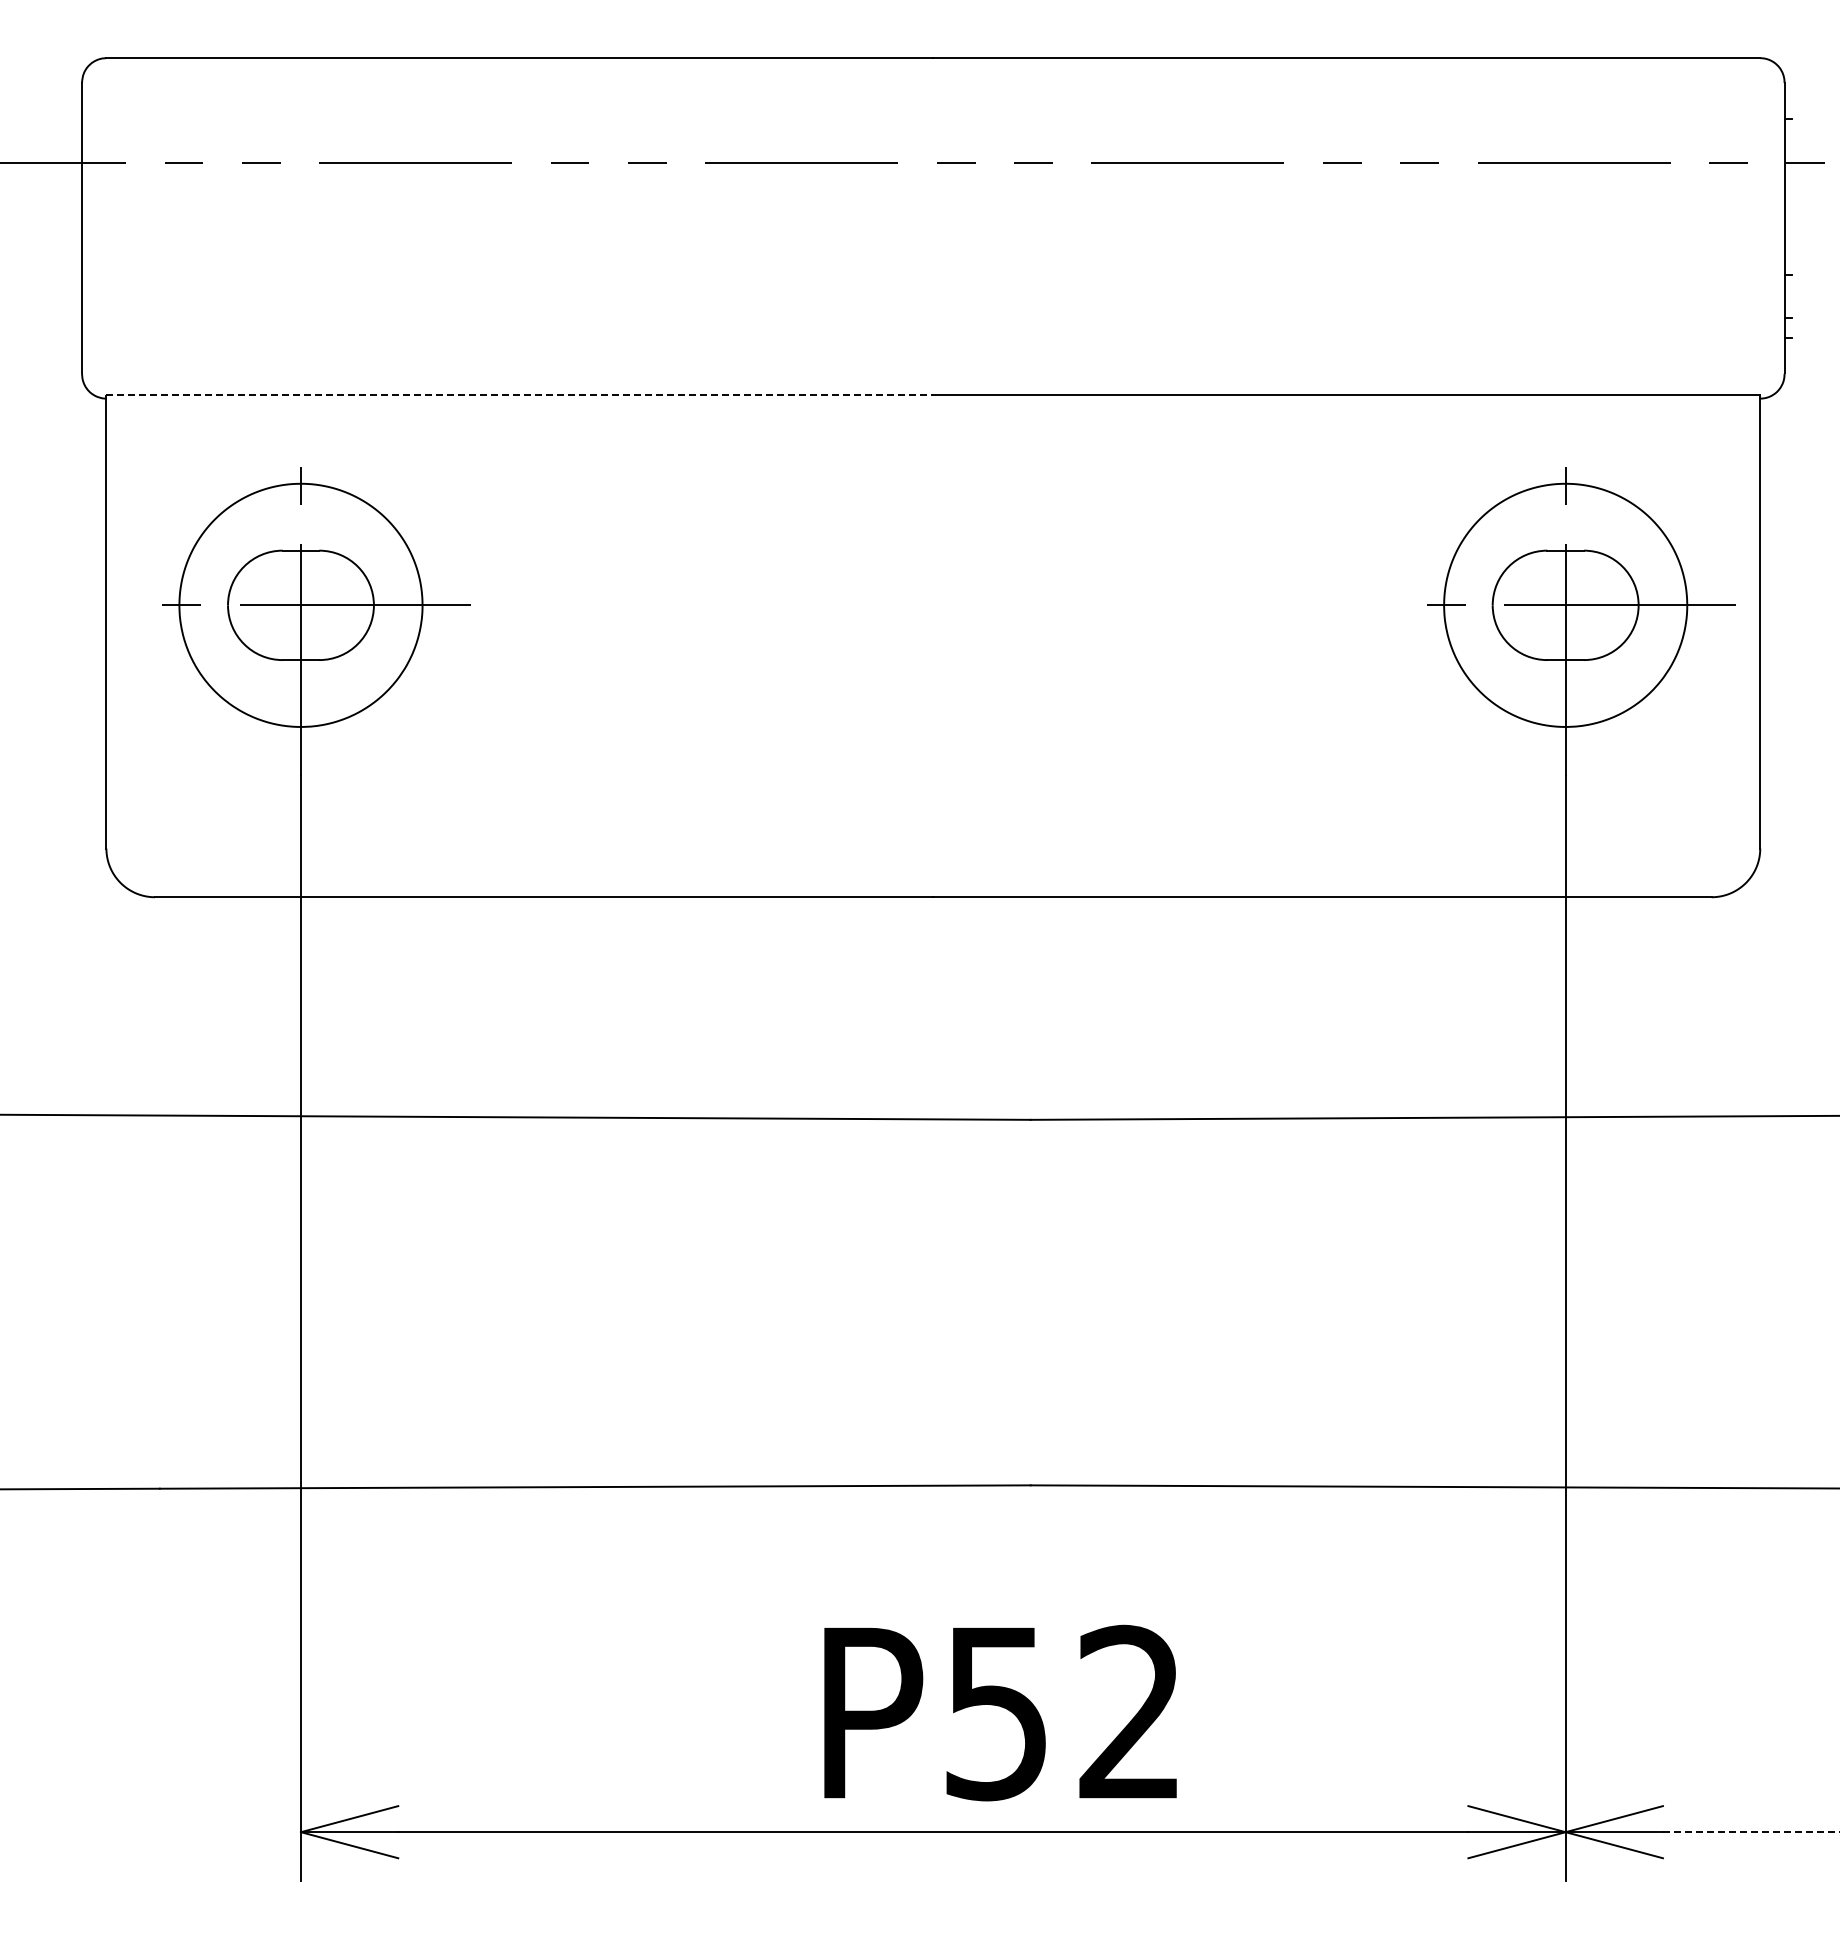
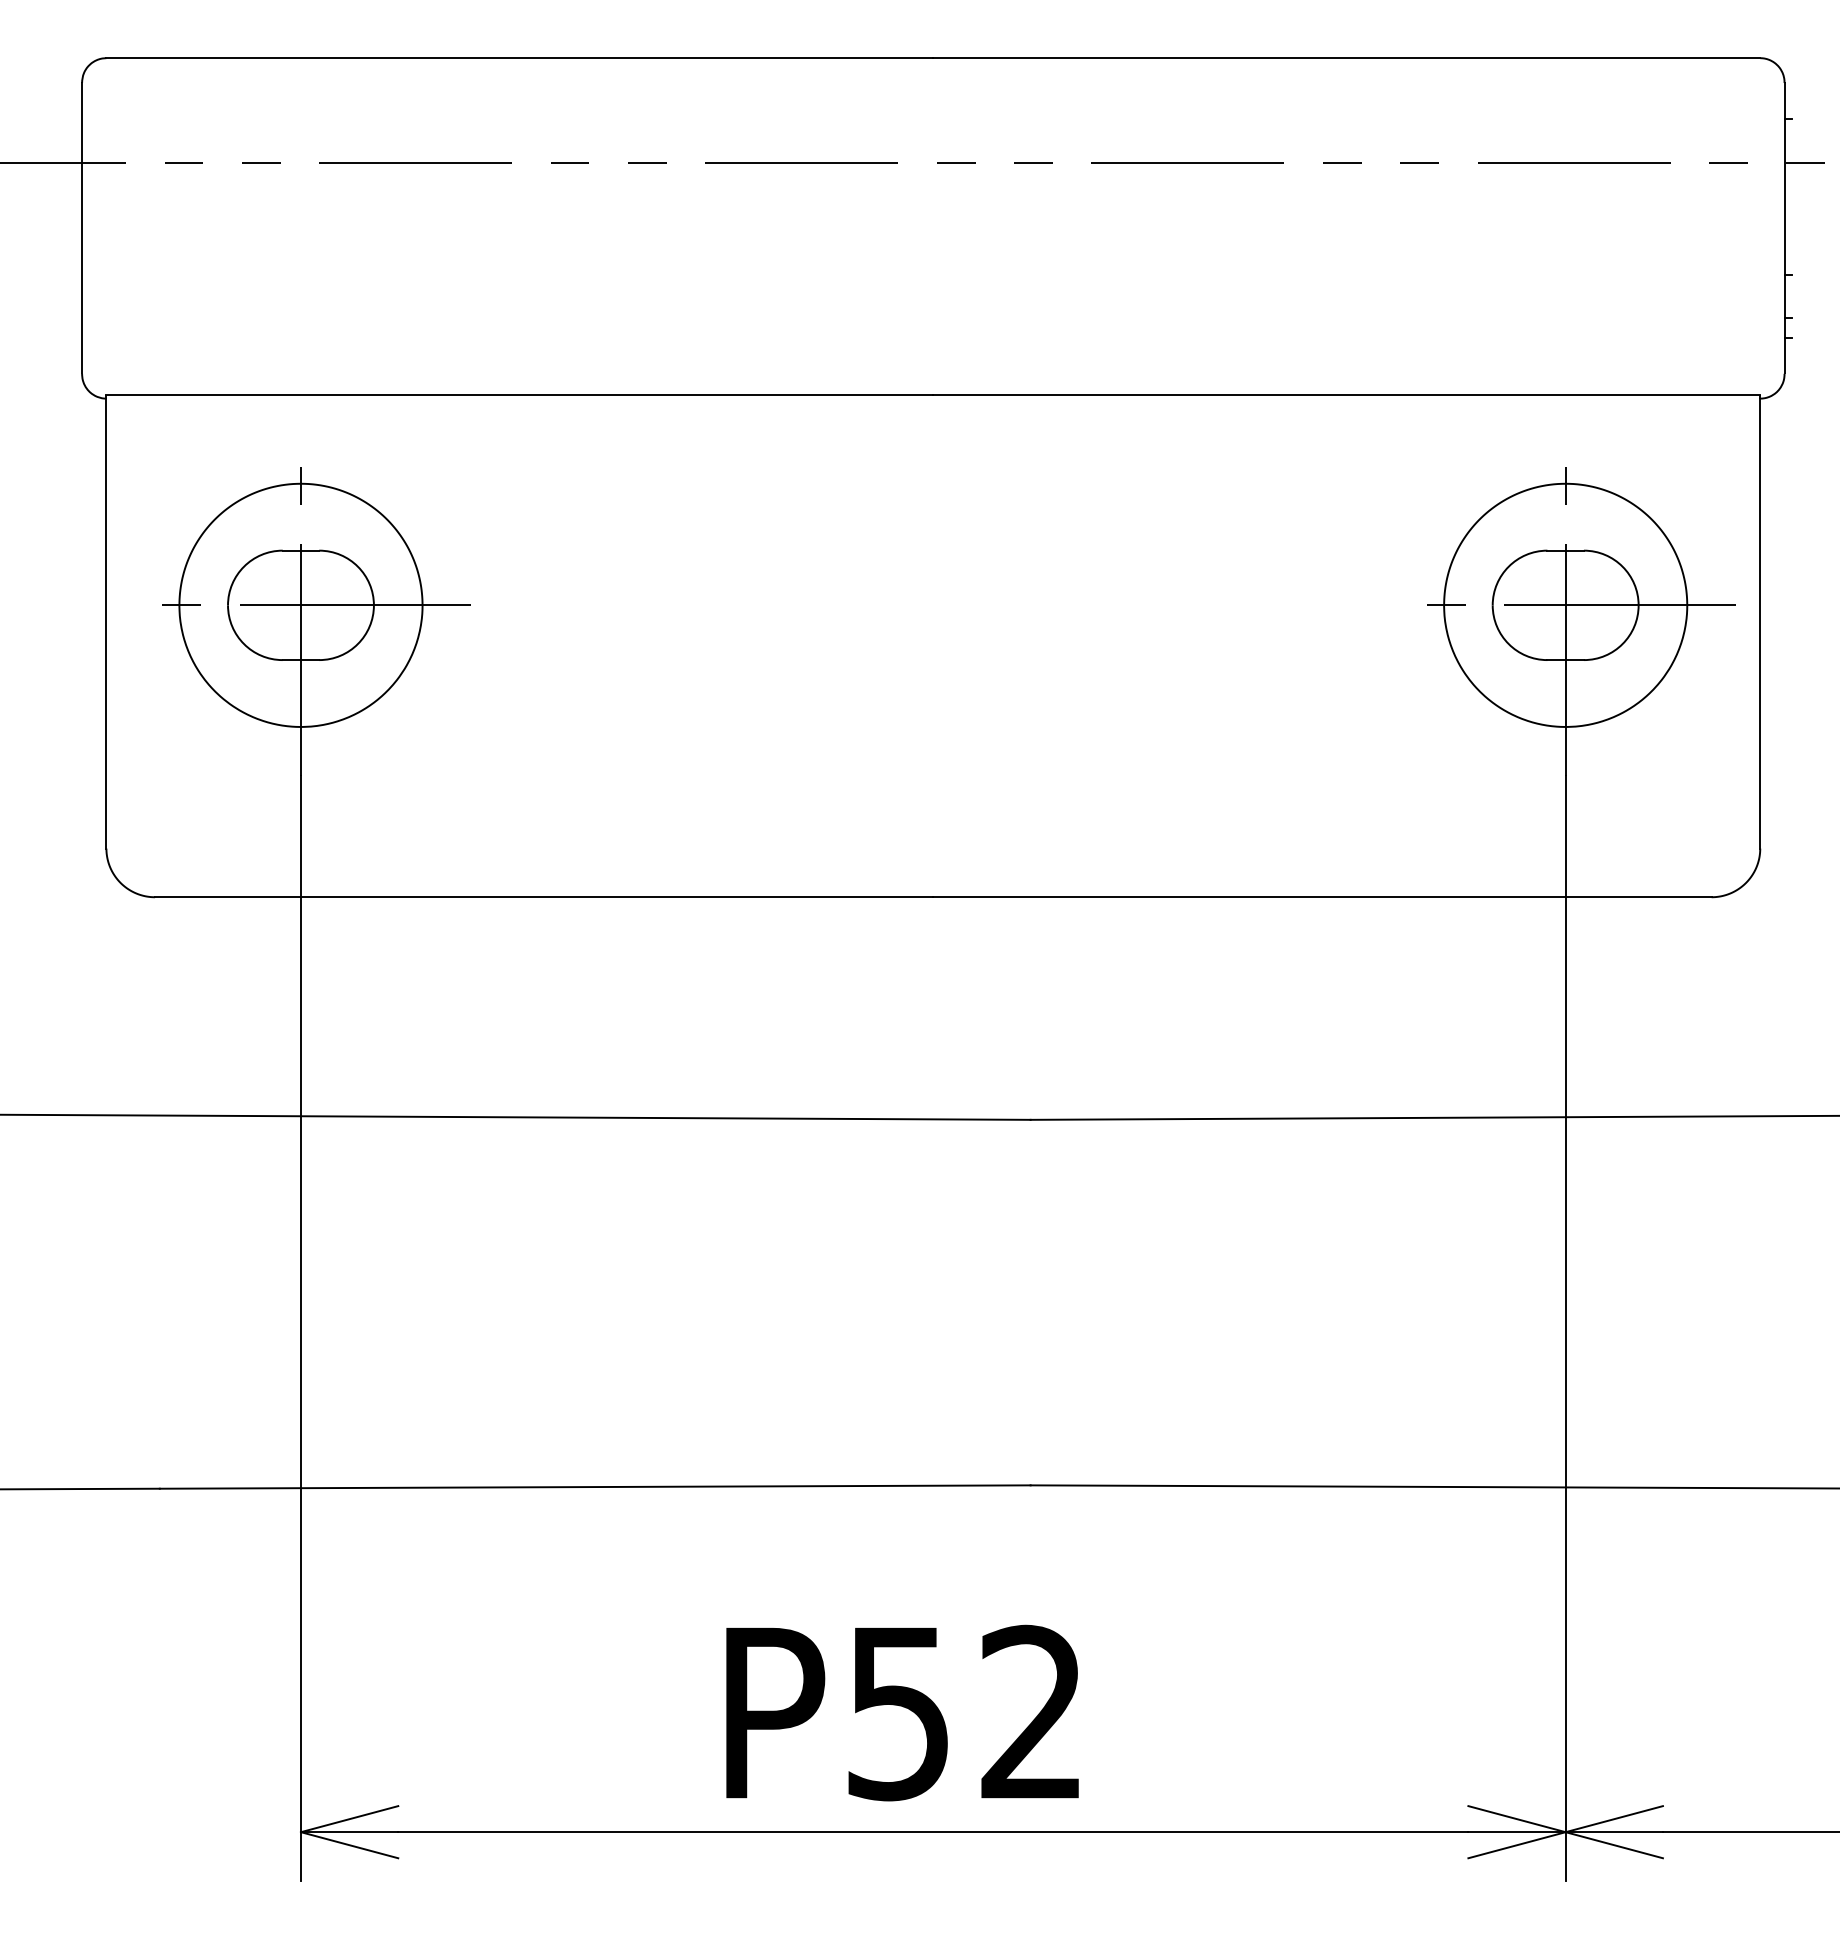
line: dashed -> solid (520, 395)
text position: (1000, 1712) -> (902, 1712) (902, 1712)
line: dashed -> solid (1751, 1832)
